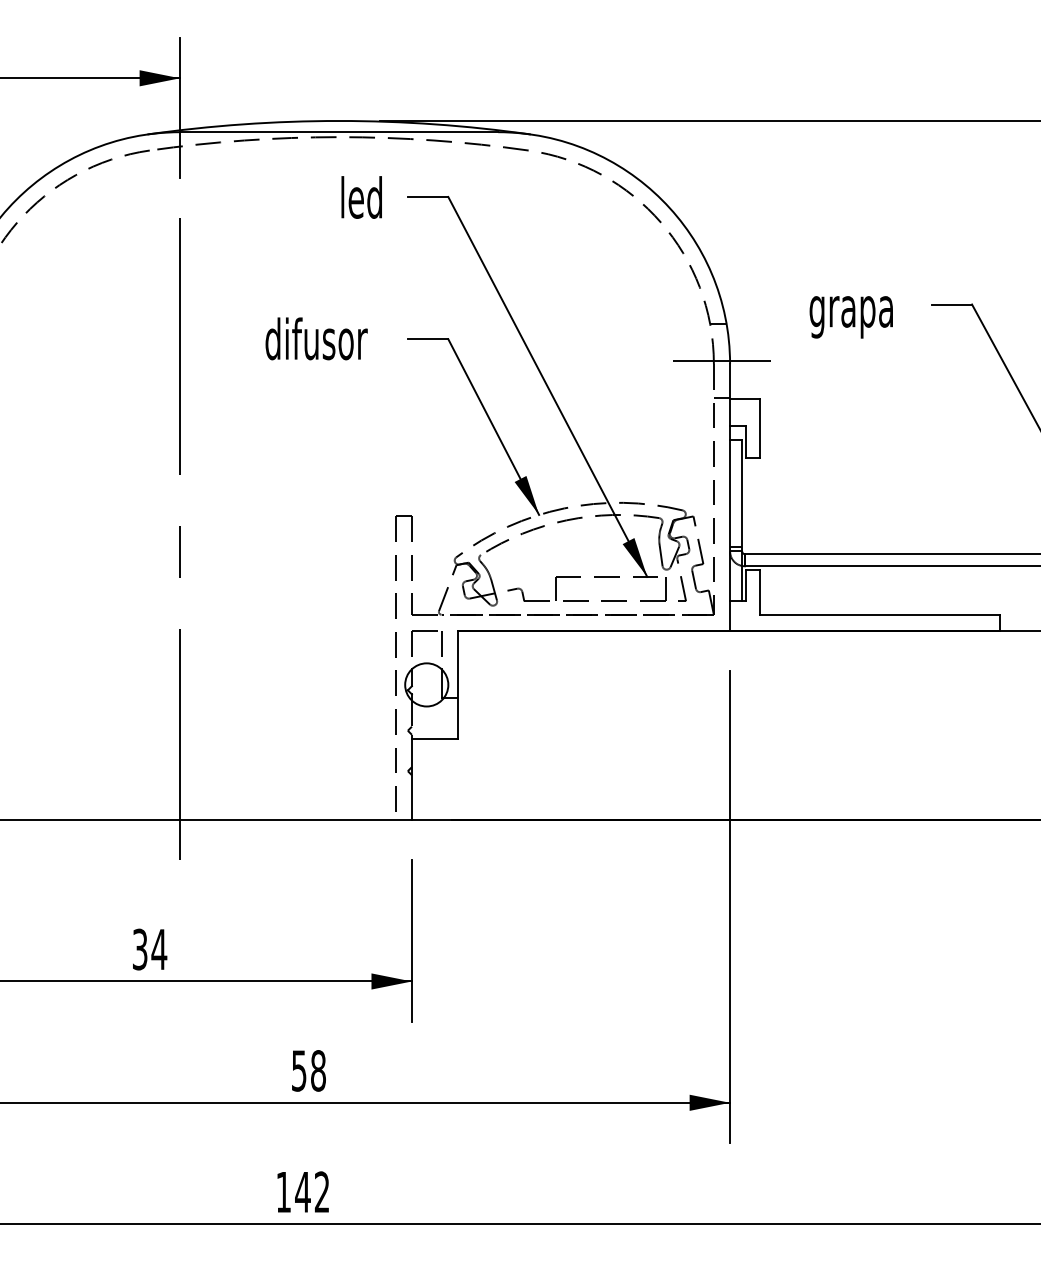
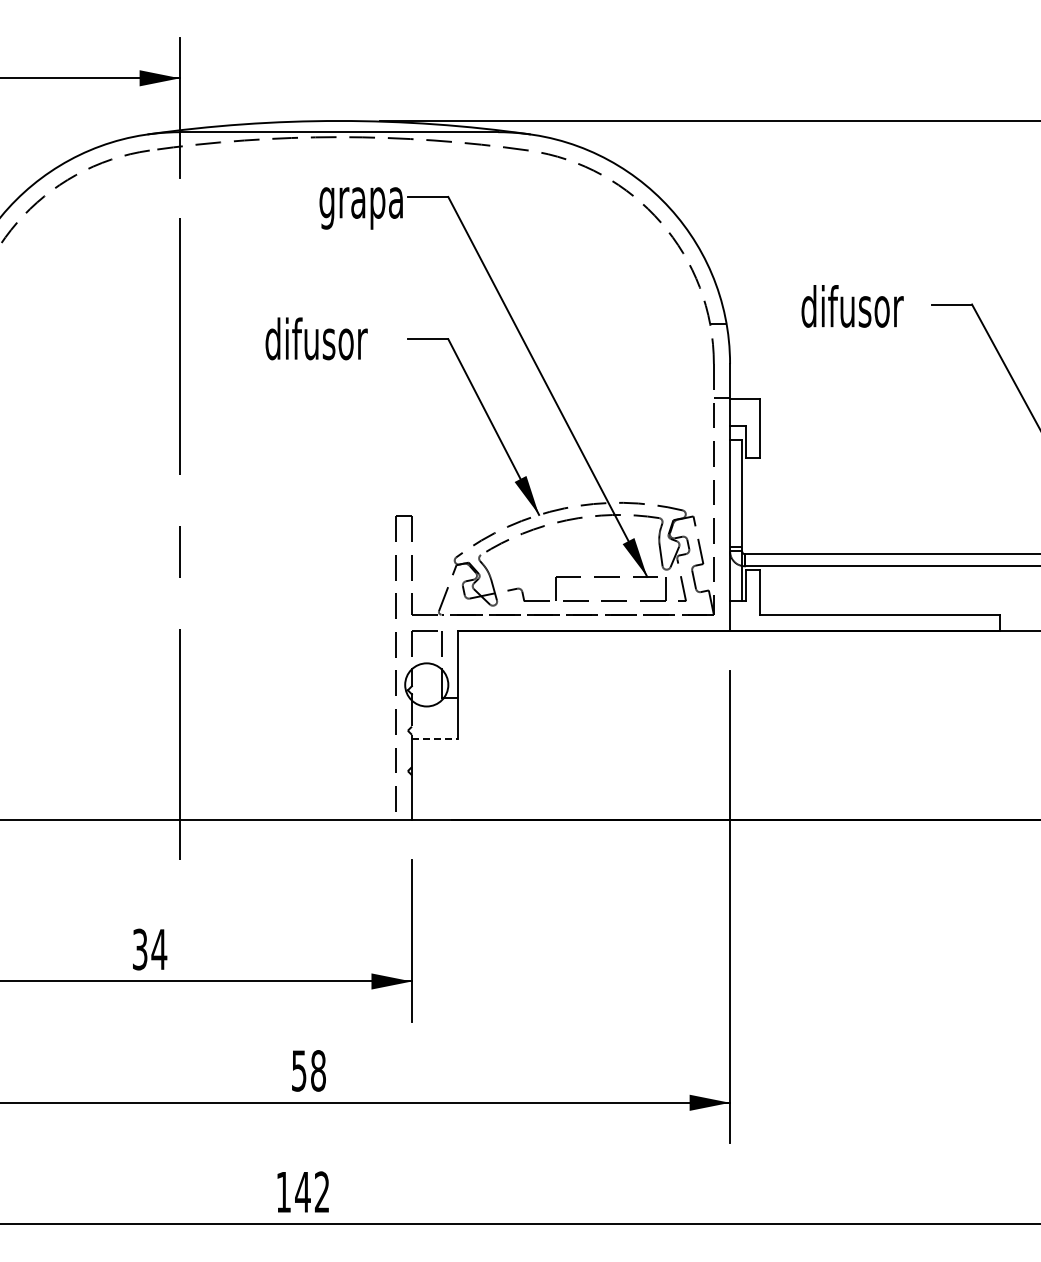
text: led -> grapa (360, 202)
text: grapa -> difusor (852, 311)
line: present -> none (721, 361)
line: solid -> dashed (434, 738)
